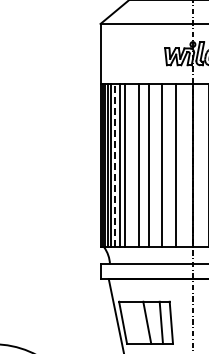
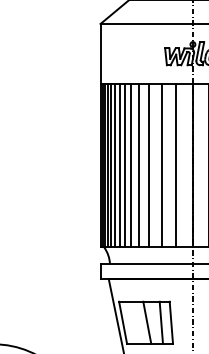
line: dashed -> solid (115, 165)
line: none -> present (131, 165)
